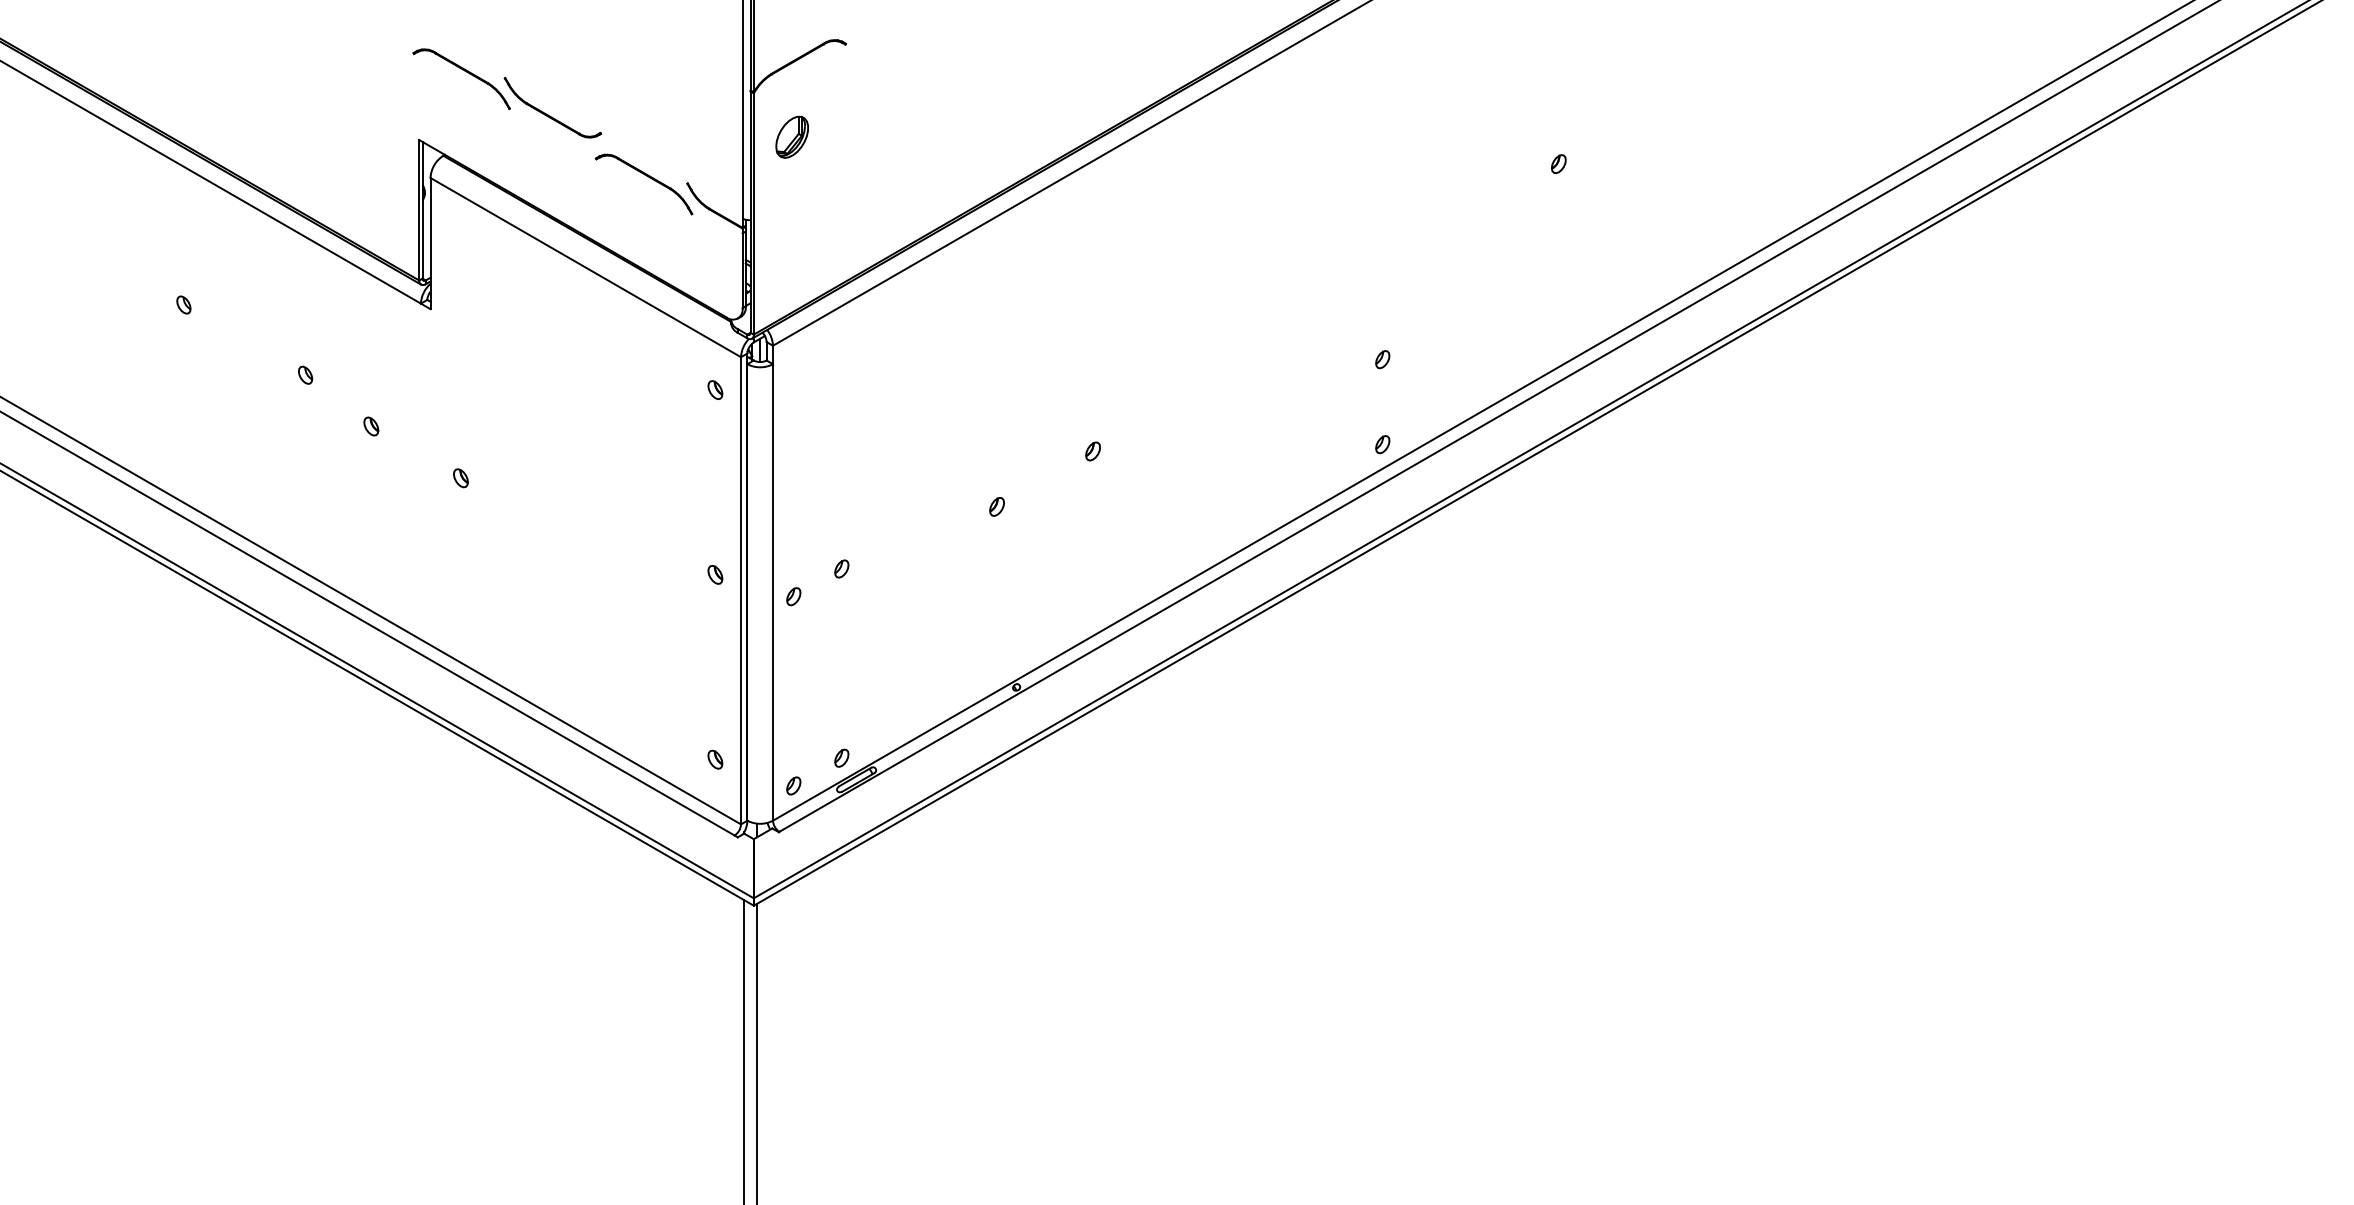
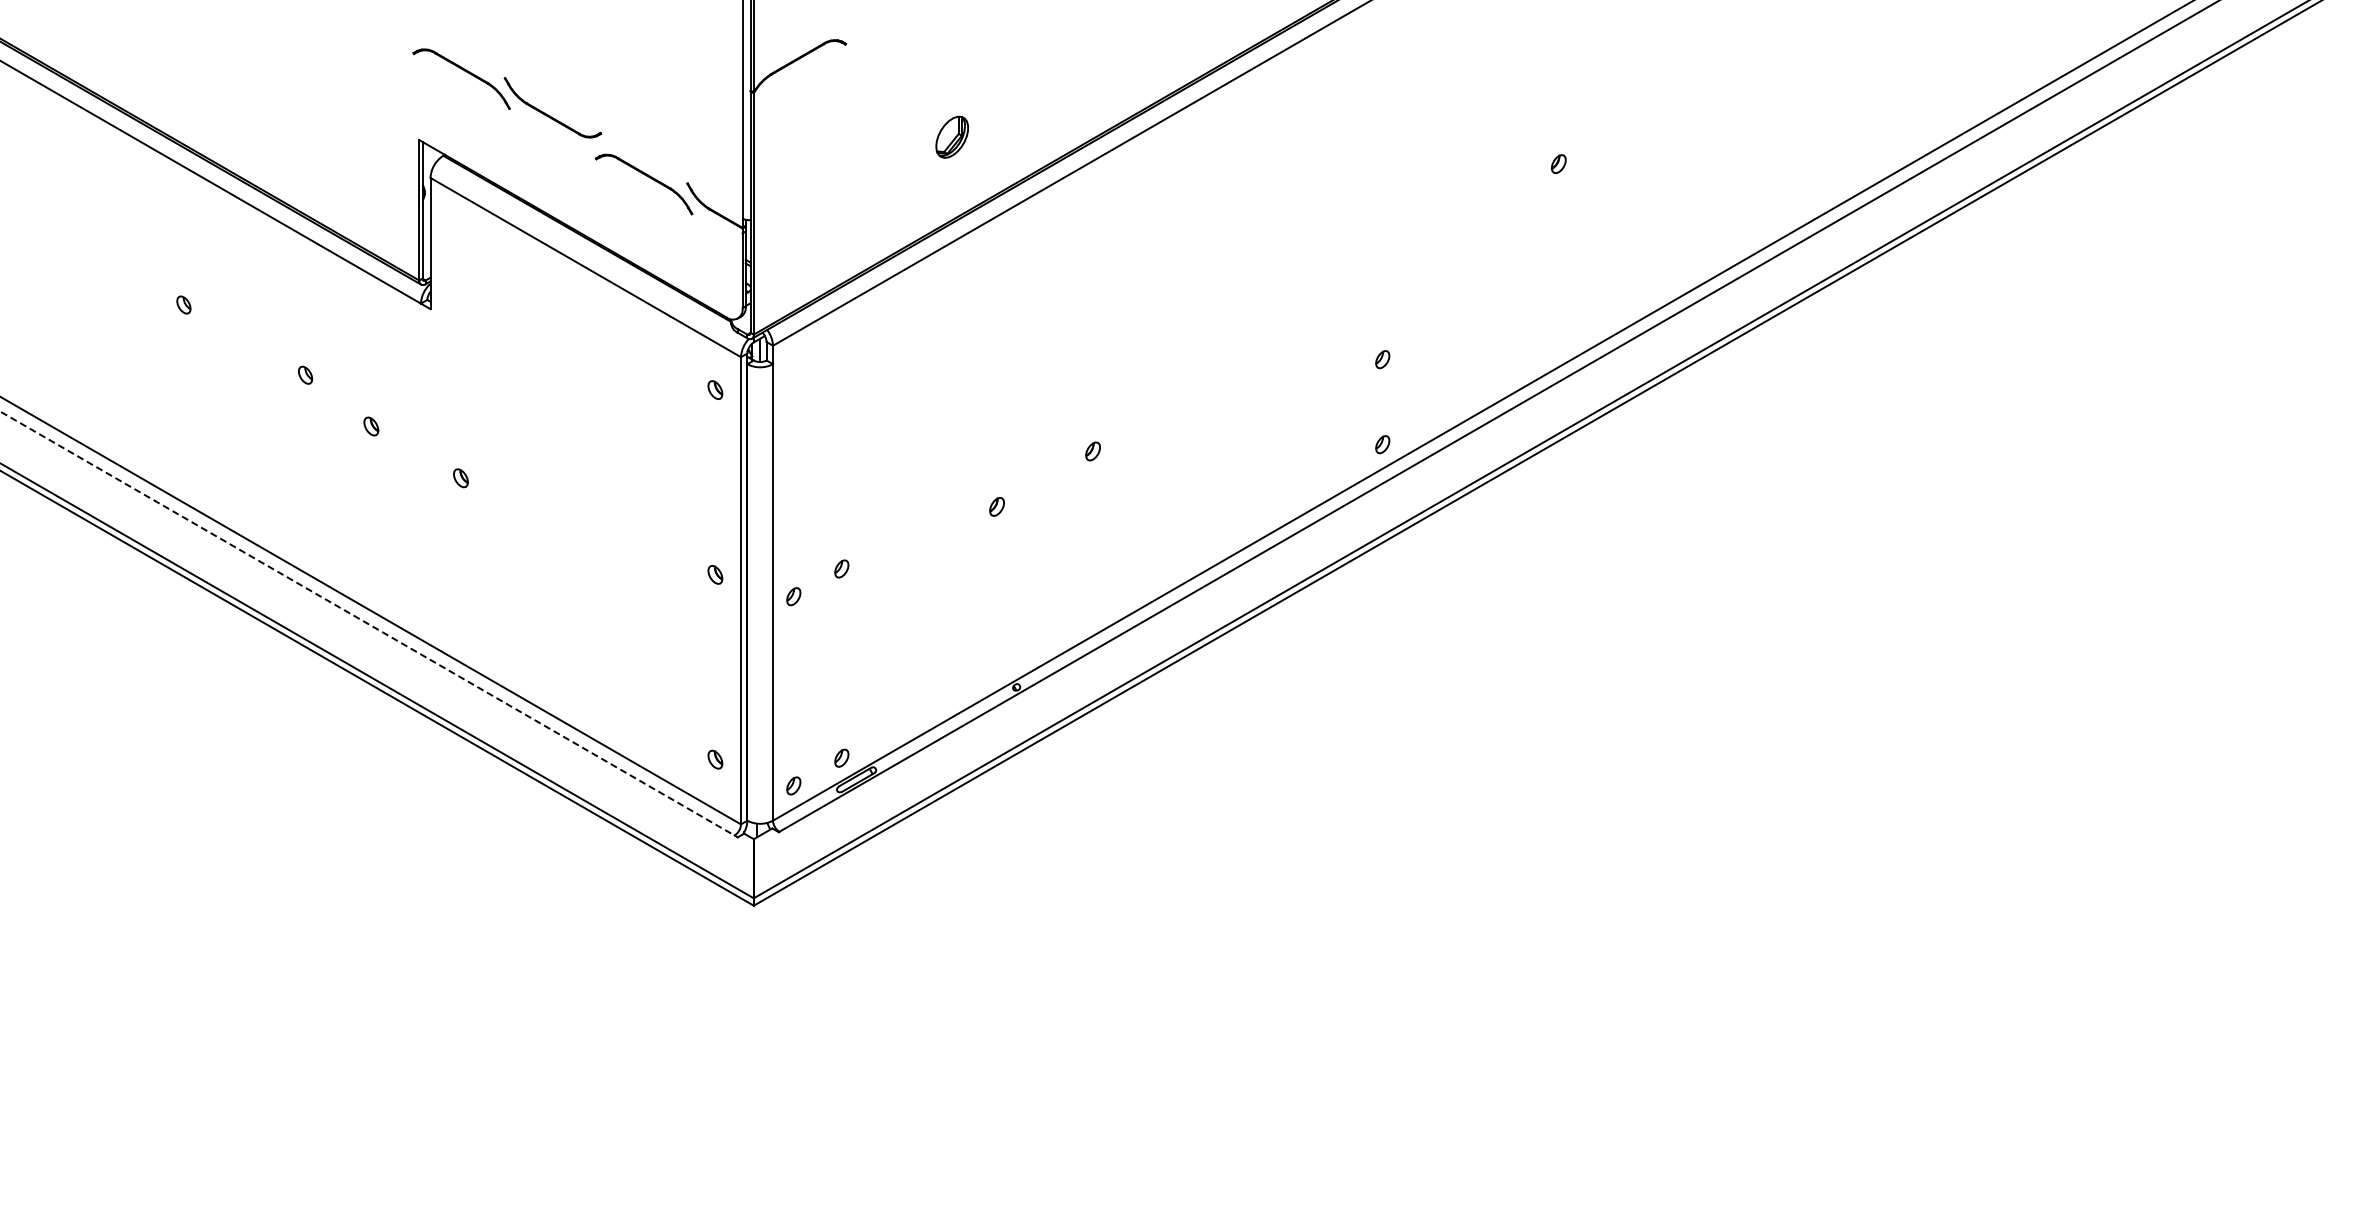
part position: (791, 136) -> (951, 136) (951, 136)
line: solid -> dashed (367, 623)
line: present -> none (744, 1050)
line: present -> none (757, 1052)
